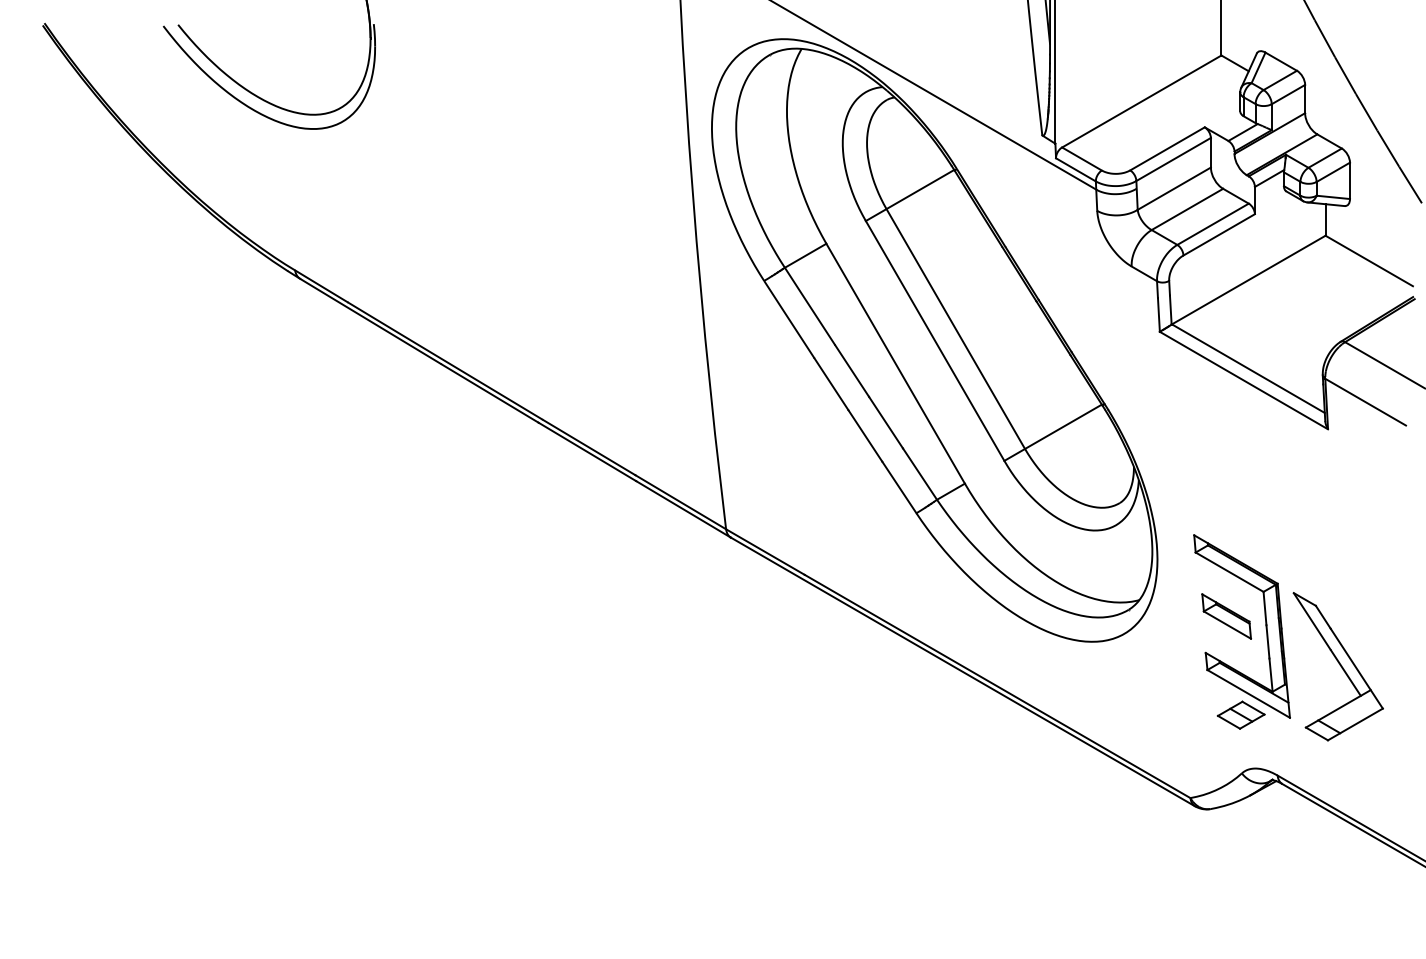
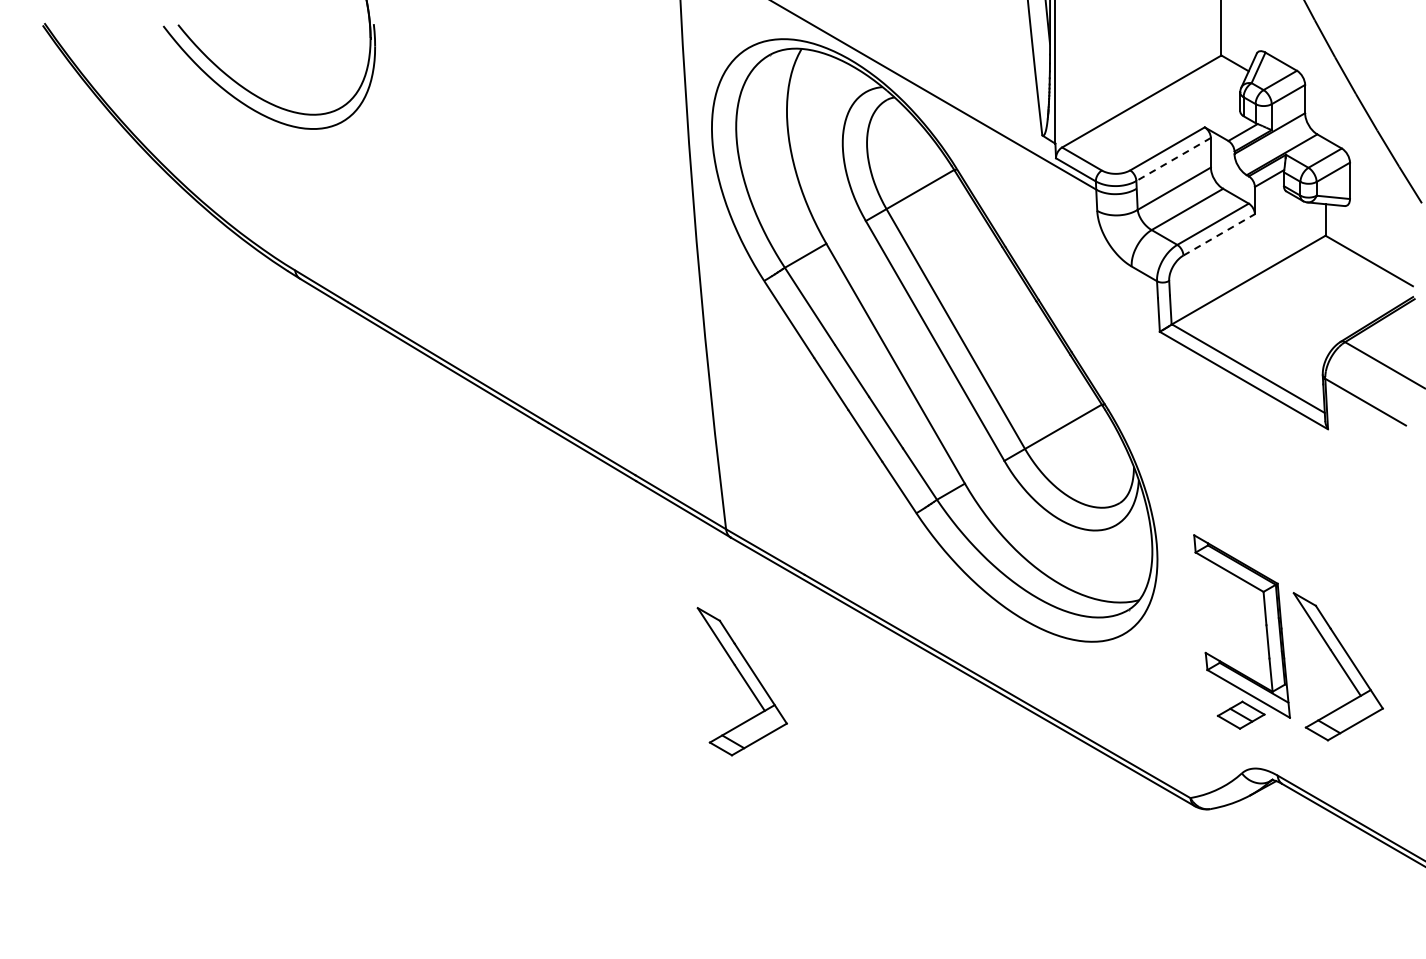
line: solid -> dashed (1173, 159)
line: solid -> dashed (1219, 234)
part: present -> none (1226, 616)
part: none -> present (741, 681)
